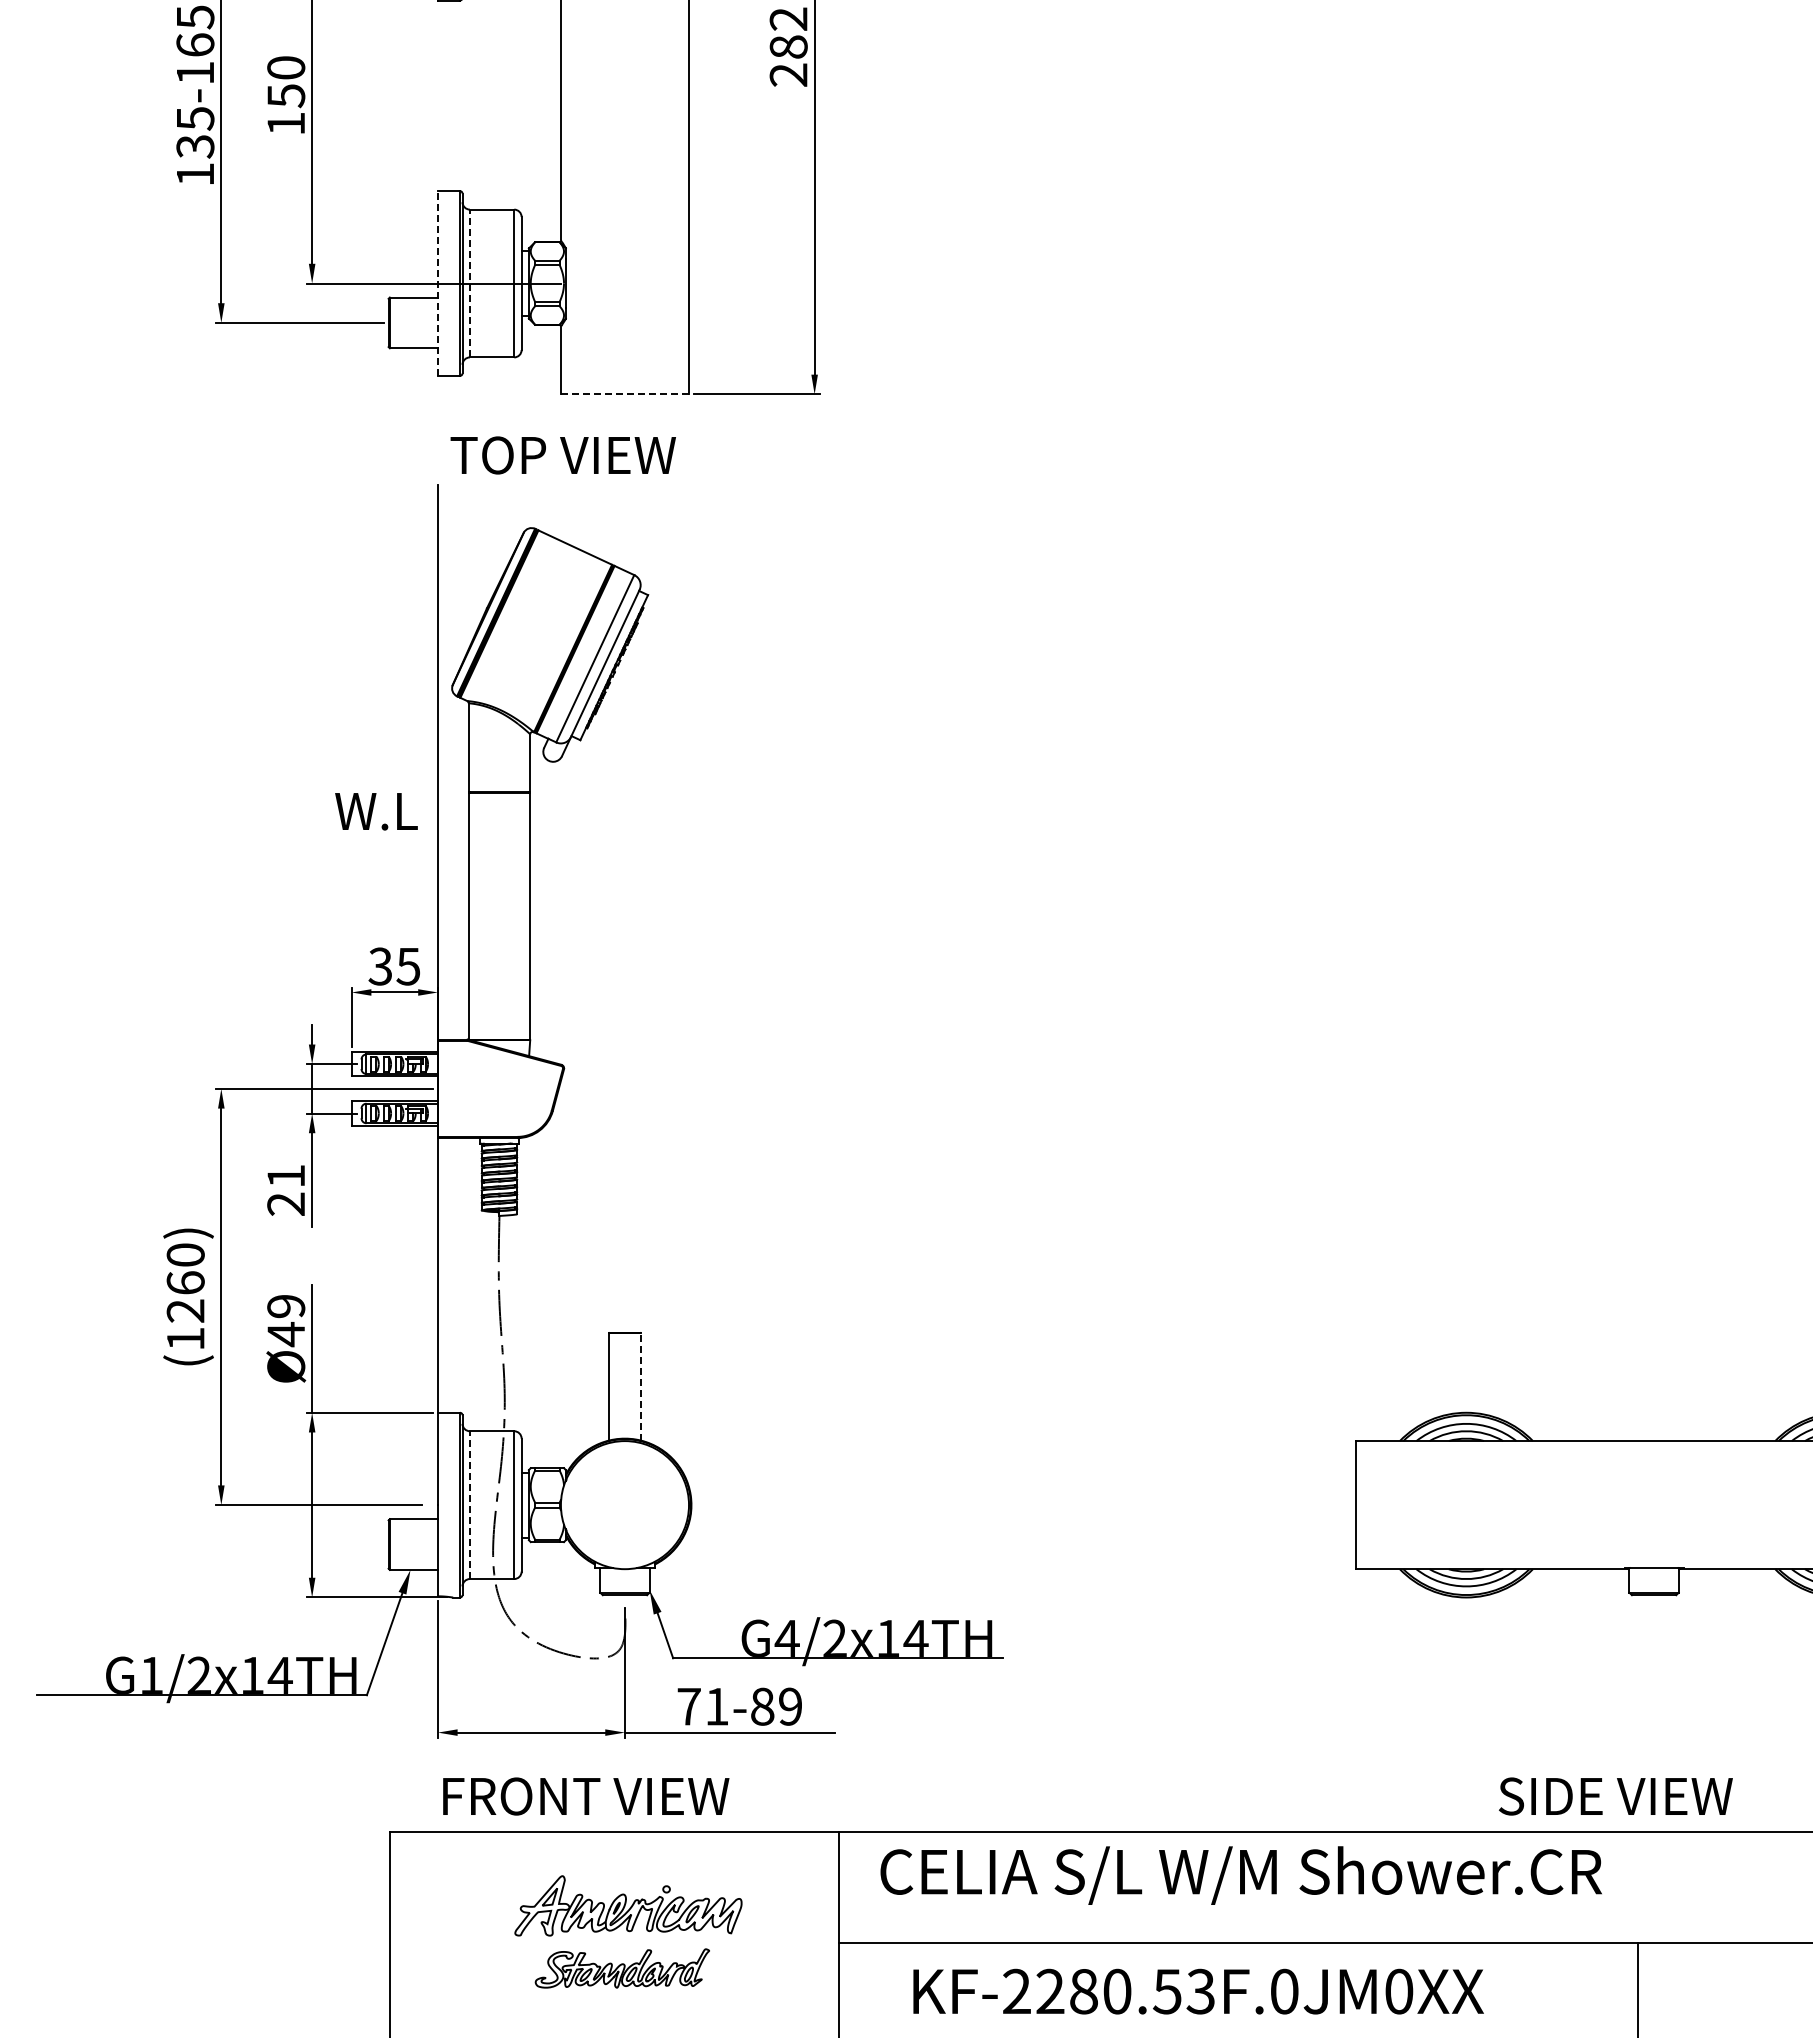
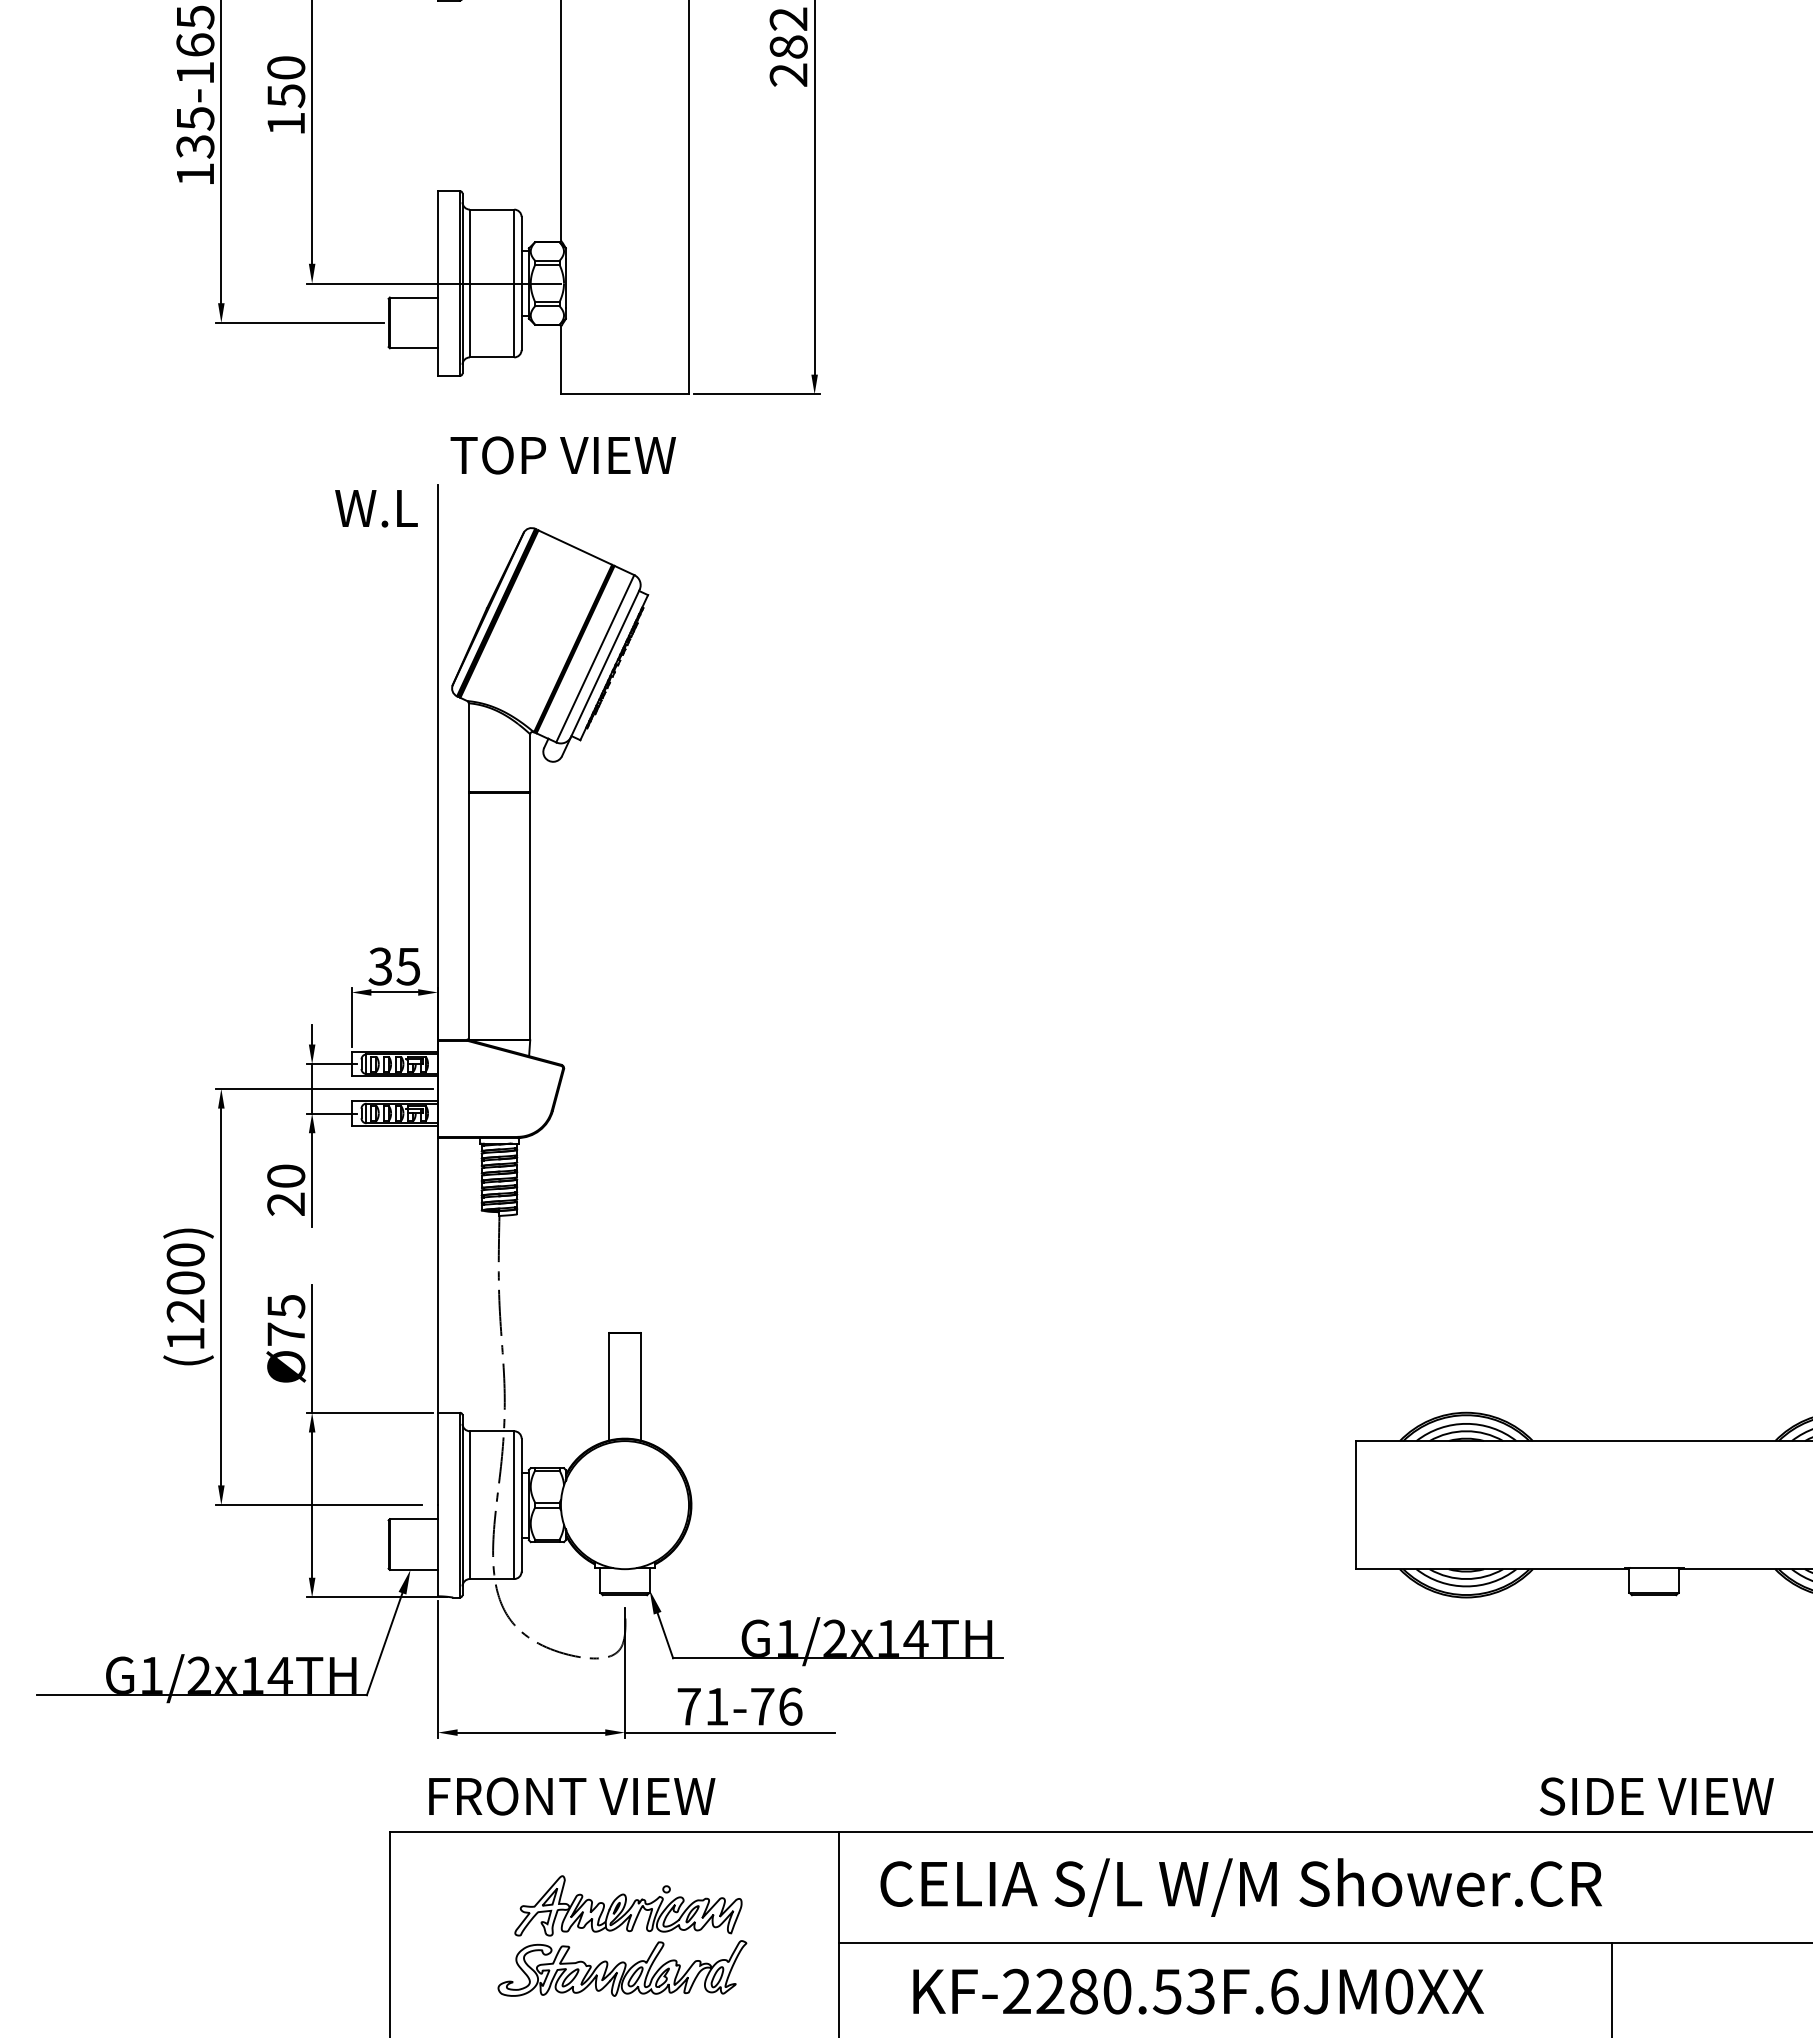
line: dashed -> solid (437, 283)
line: dashed -> solid (469, 283)
line: dashed -> solid (624, 394)
text position: (376, 811) -> (376, 508) (376, 508)
text: 21 -> 20 (286, 1175)
text: (1260) -> (1200) (185, 1282)
text: Ø49 -> Ø75 (286, 1321)
line: dashed -> solid (640, 1387)
line: dashed -> solid (469, 1505)
text: G4/2x14TH -> G1/2x14TH (786, 1638)
text: 71-89 -> 71-76 (776, 1706)
text position: (586, 1796) -> (572, 1796) (572, 1796)
text position: (1615, 1796) -> (1656, 1796) (1656, 1796)
text position: (1240, 1875) -> (1240, 1887) (1240, 1887)
part size: 176x41 px -> 251x57 px (622, 1968)
line position: (1638, 1988) -> (1612, 1988) (1612, 1988)
text: KF-2280.53F.0JM0XX -> KF-2280.53F.6JM0XX (1284, 1991)
